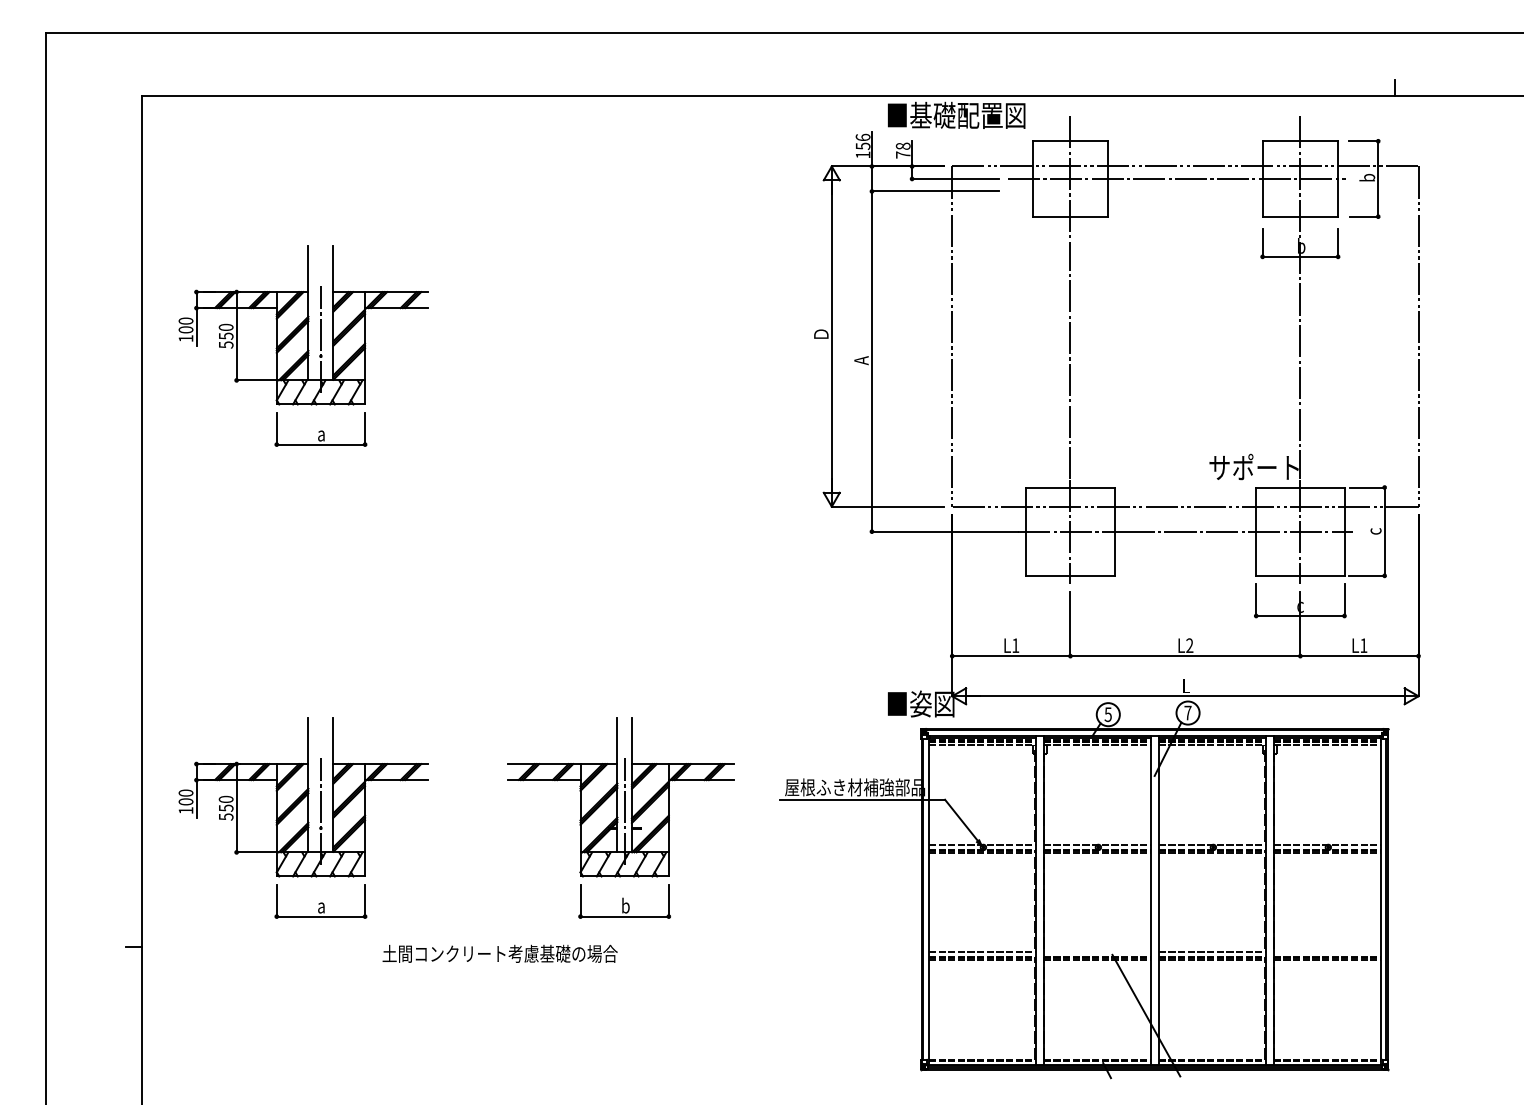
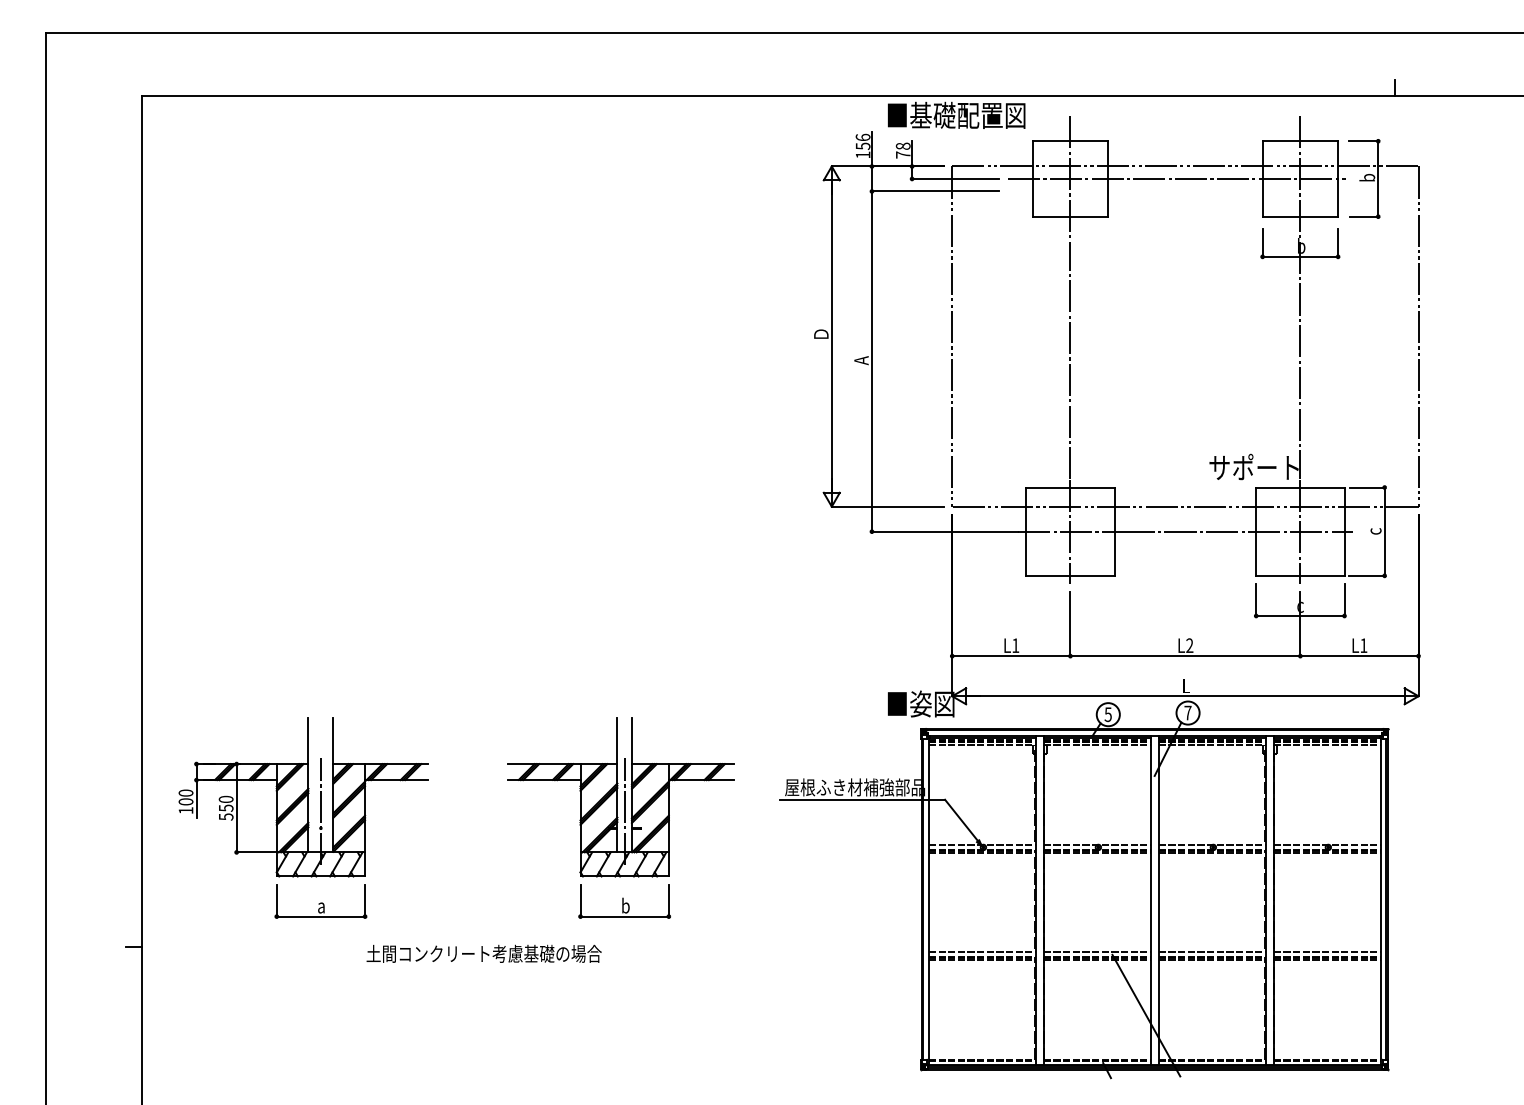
part: present -> none (303, 345)
line: none -> present (1096, 952)
line: none -> present (1326, 952)
text position: (499, 953) -> (483, 953) (483, 953)
